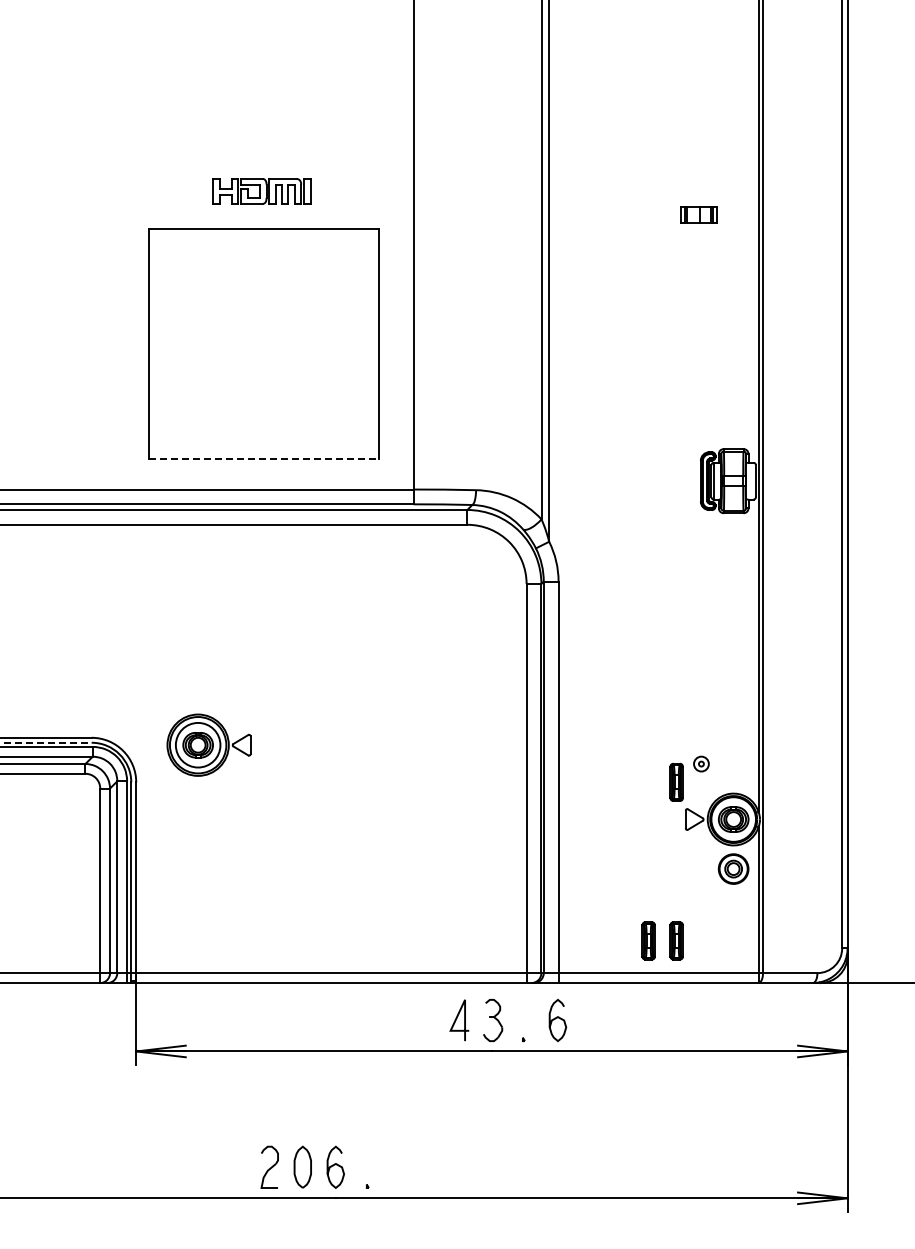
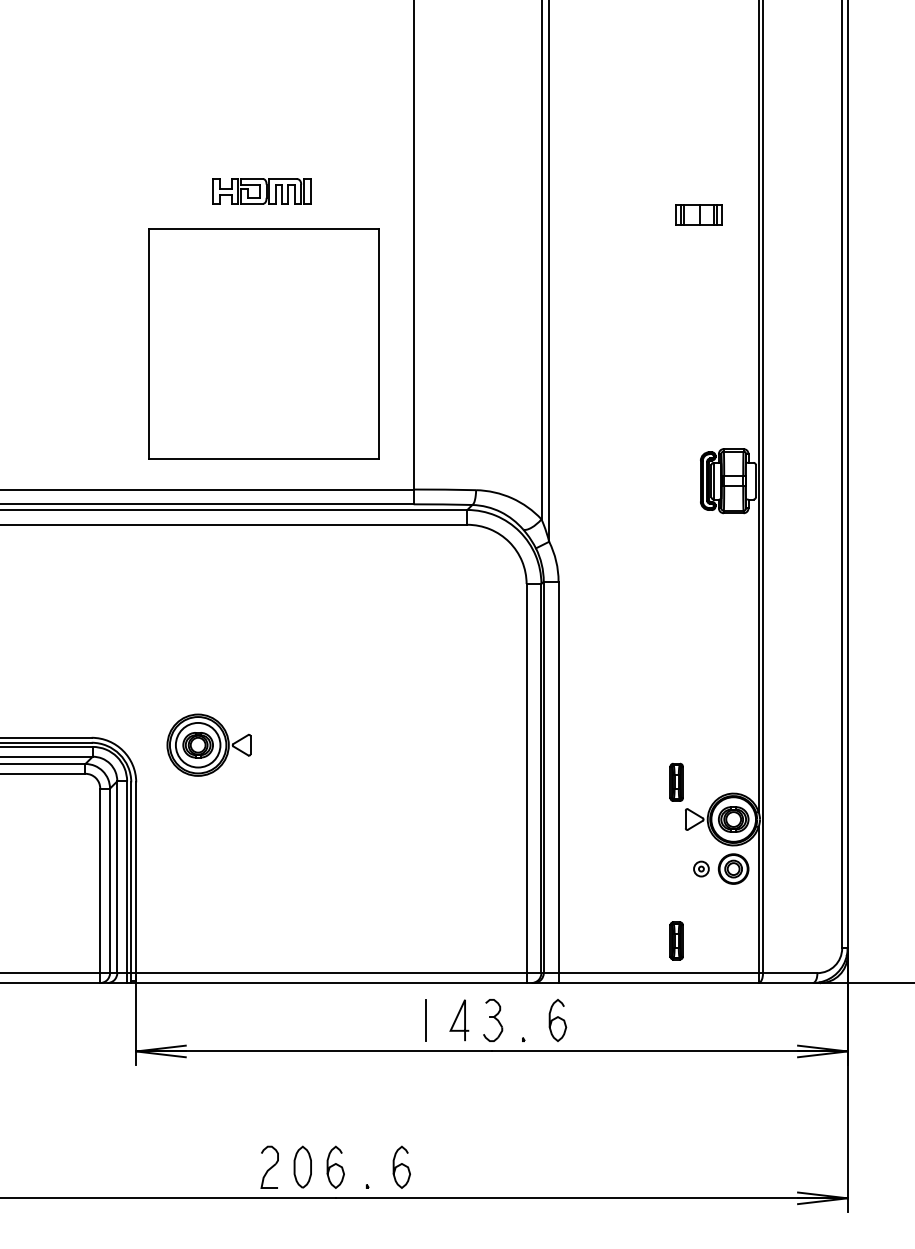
part size: 38x18 px -> 48x22 px (698, 214)
line: dashed -> solid (264, 459)
line: dashed -> solid (46, 742)
part position: (701, 763) -> (701, 868) (701, 868)
part: present -> none (648, 940)
line: none -> present (425, 1020)
curve: none -> present (401, 1165)
